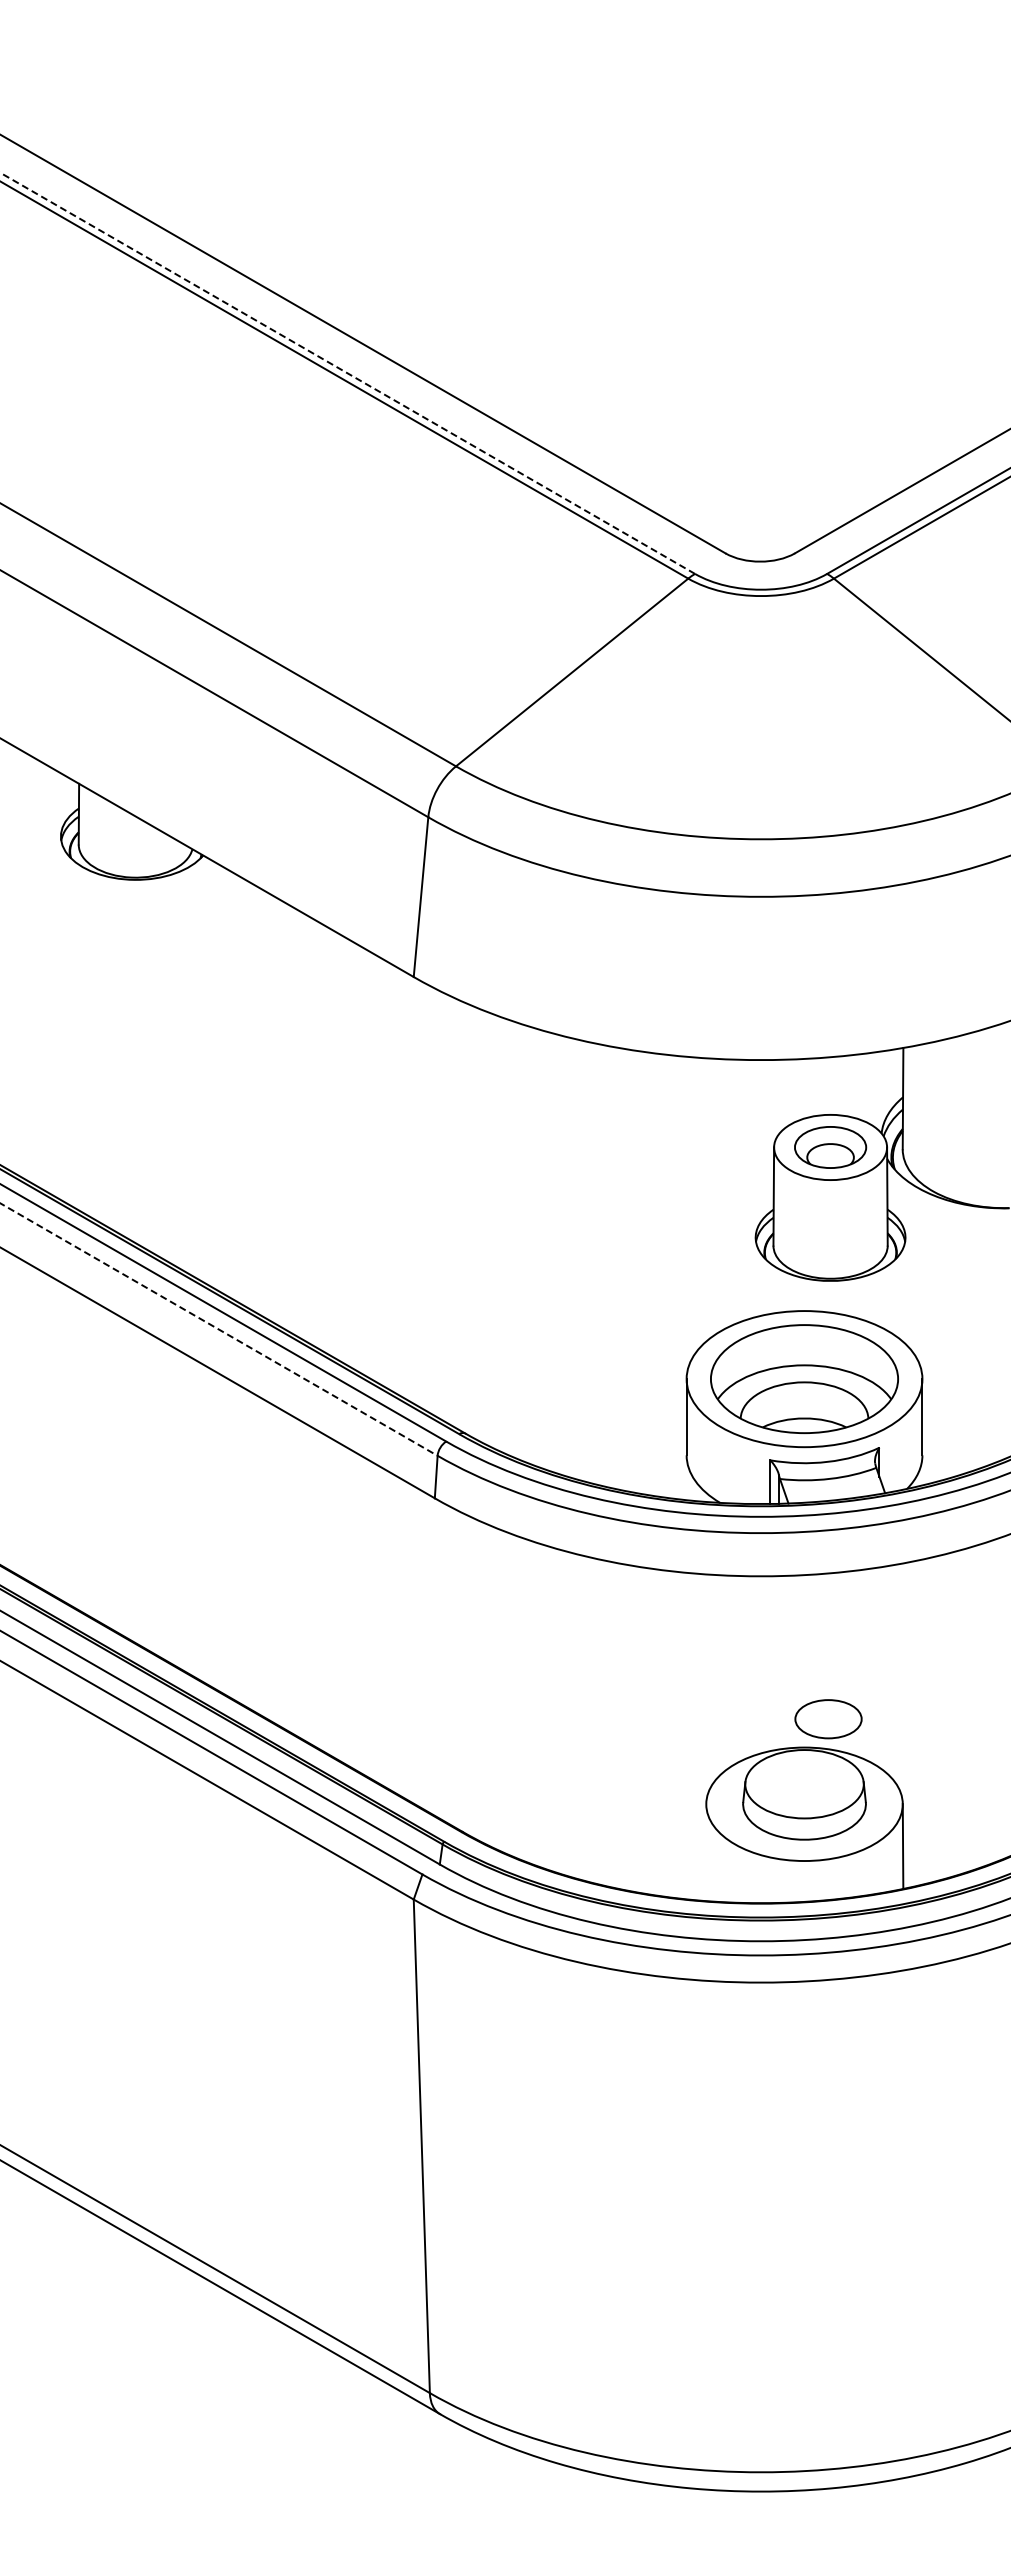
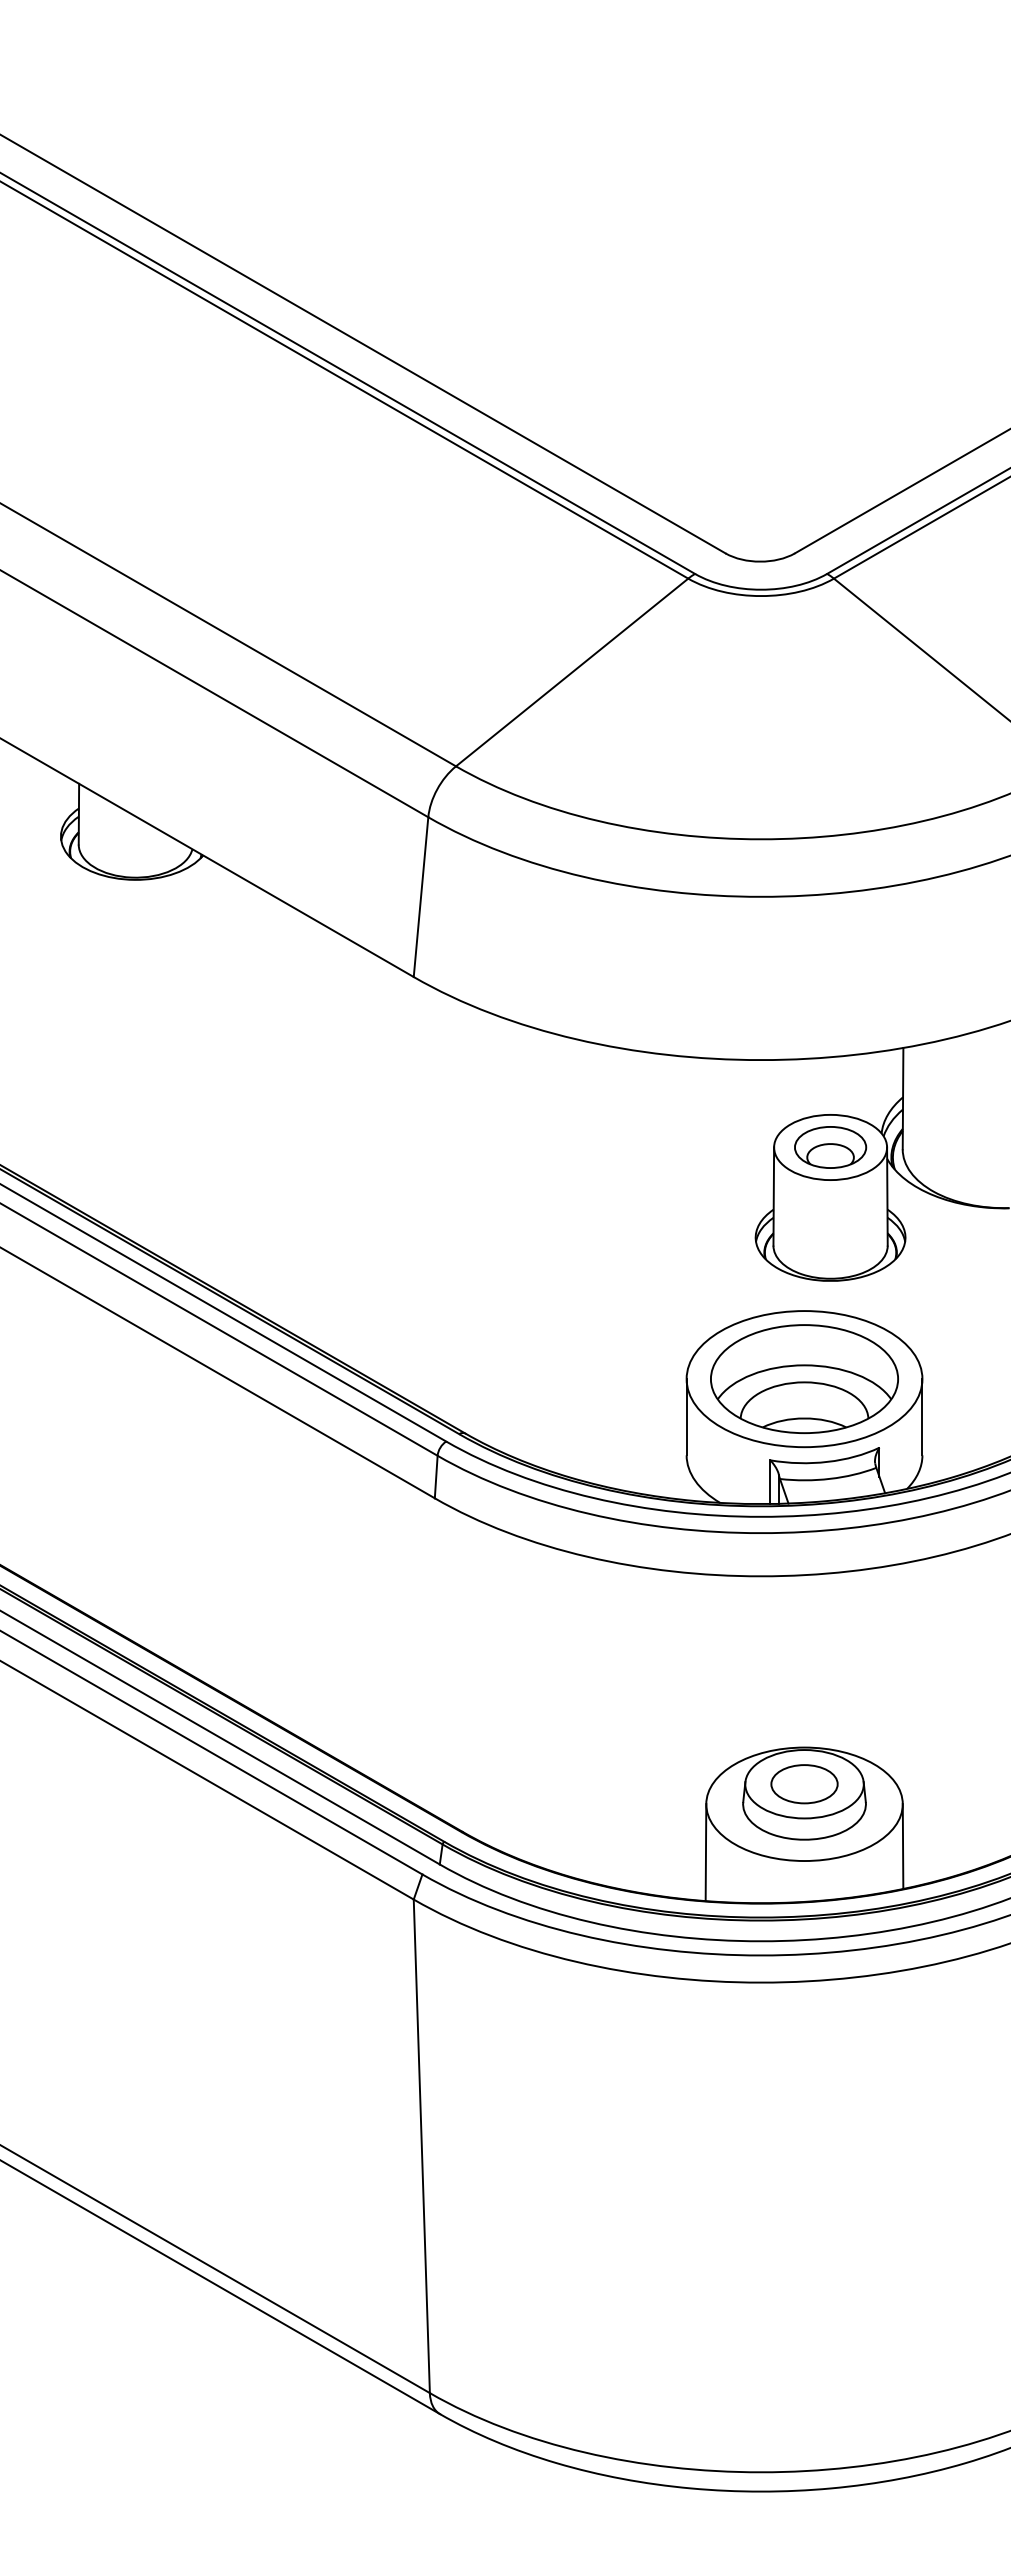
line: dashed -> solid (347, 373)
line: dashed -> solid (219, 1329)
part position: (828, 1719) -> (804, 1784) (804, 1784)
line: none -> present (705, 1852)
